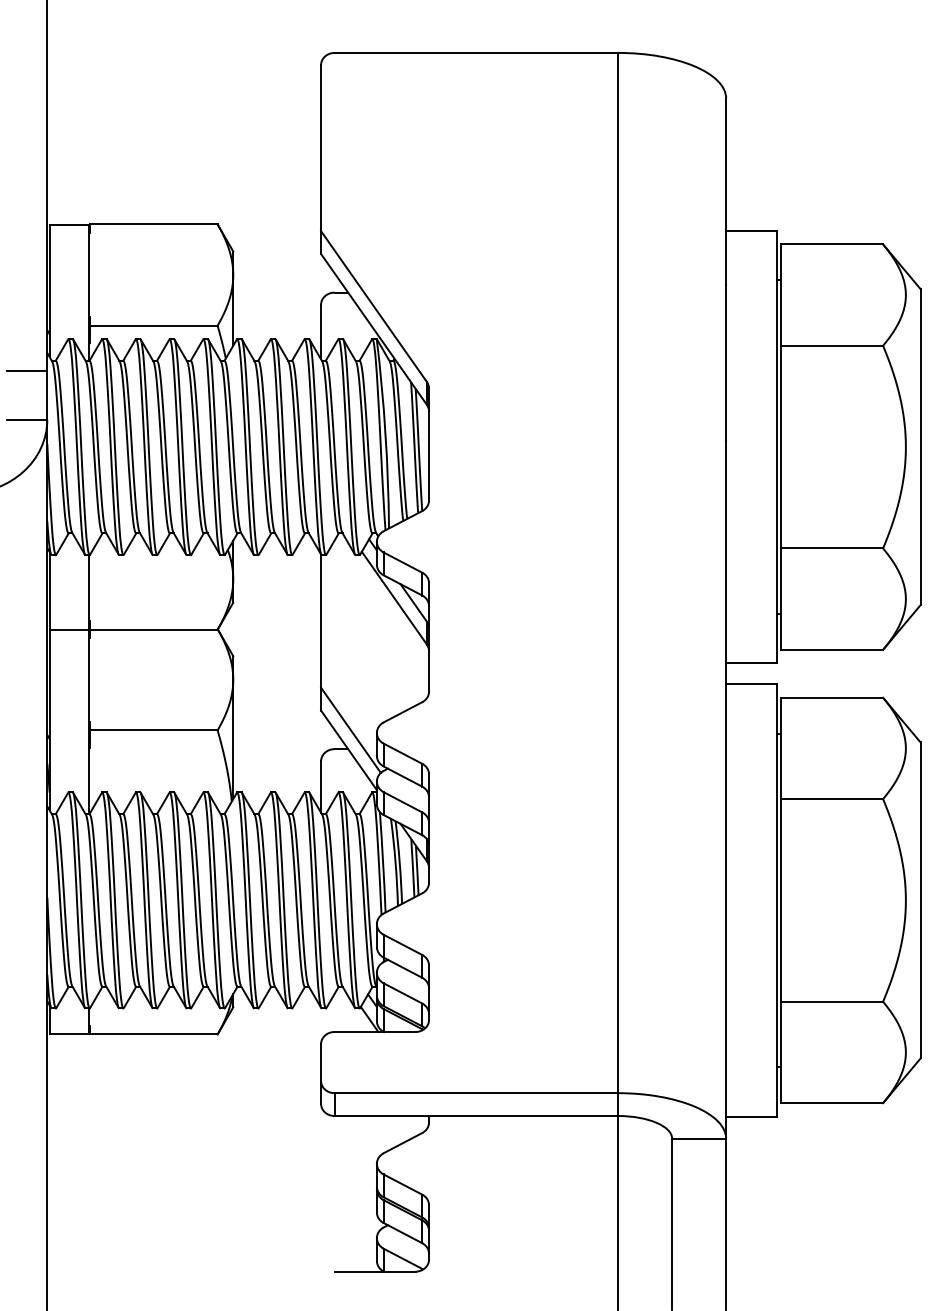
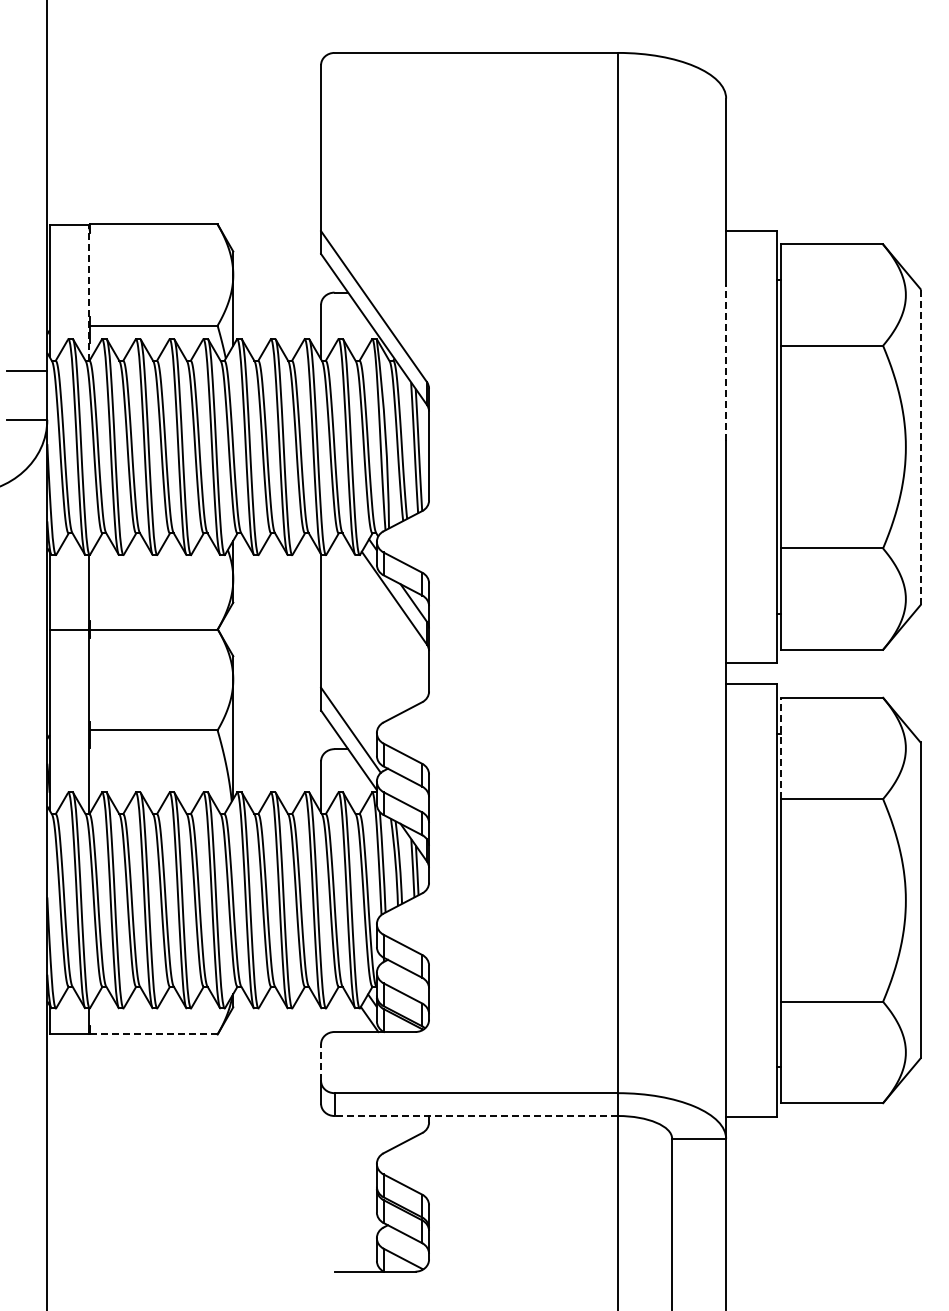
line: solid -> dashed (88, 292)
line: solid -> dashed (726, 362)
line: solid -> dashed (920, 447)
line: solid -> dashed (781, 748)
line: solid -> dashed (153, 1034)
line: solid -> dashed (321, 1062)
line: solid -> dashed (476, 1116)
